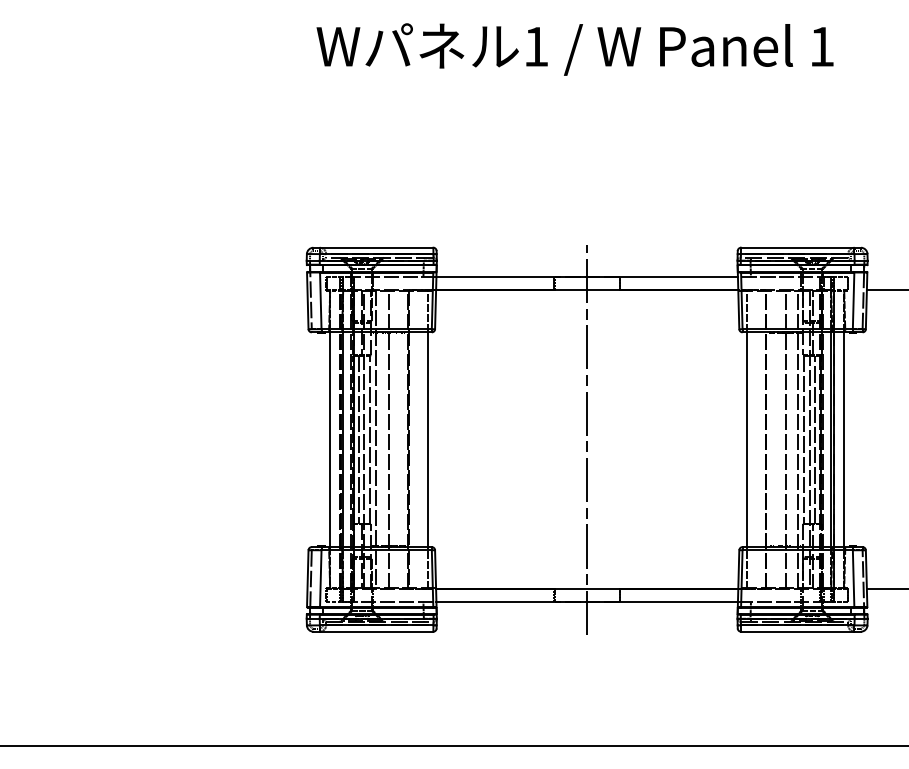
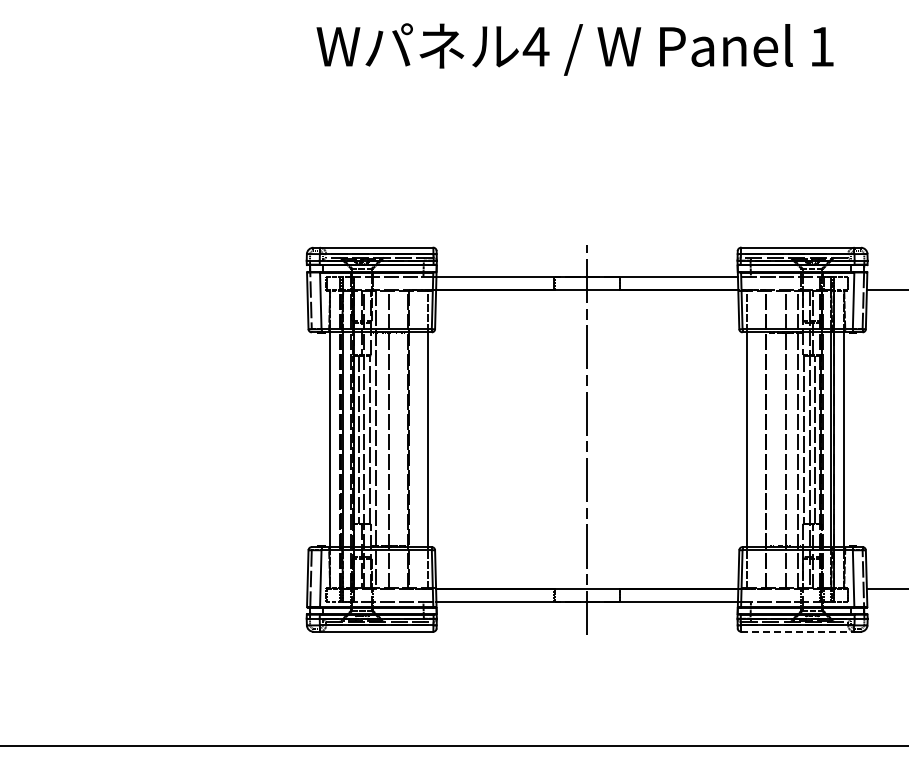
text: 1 -> 4 (535, 46)
line: solid -> dashed (797, 631)
